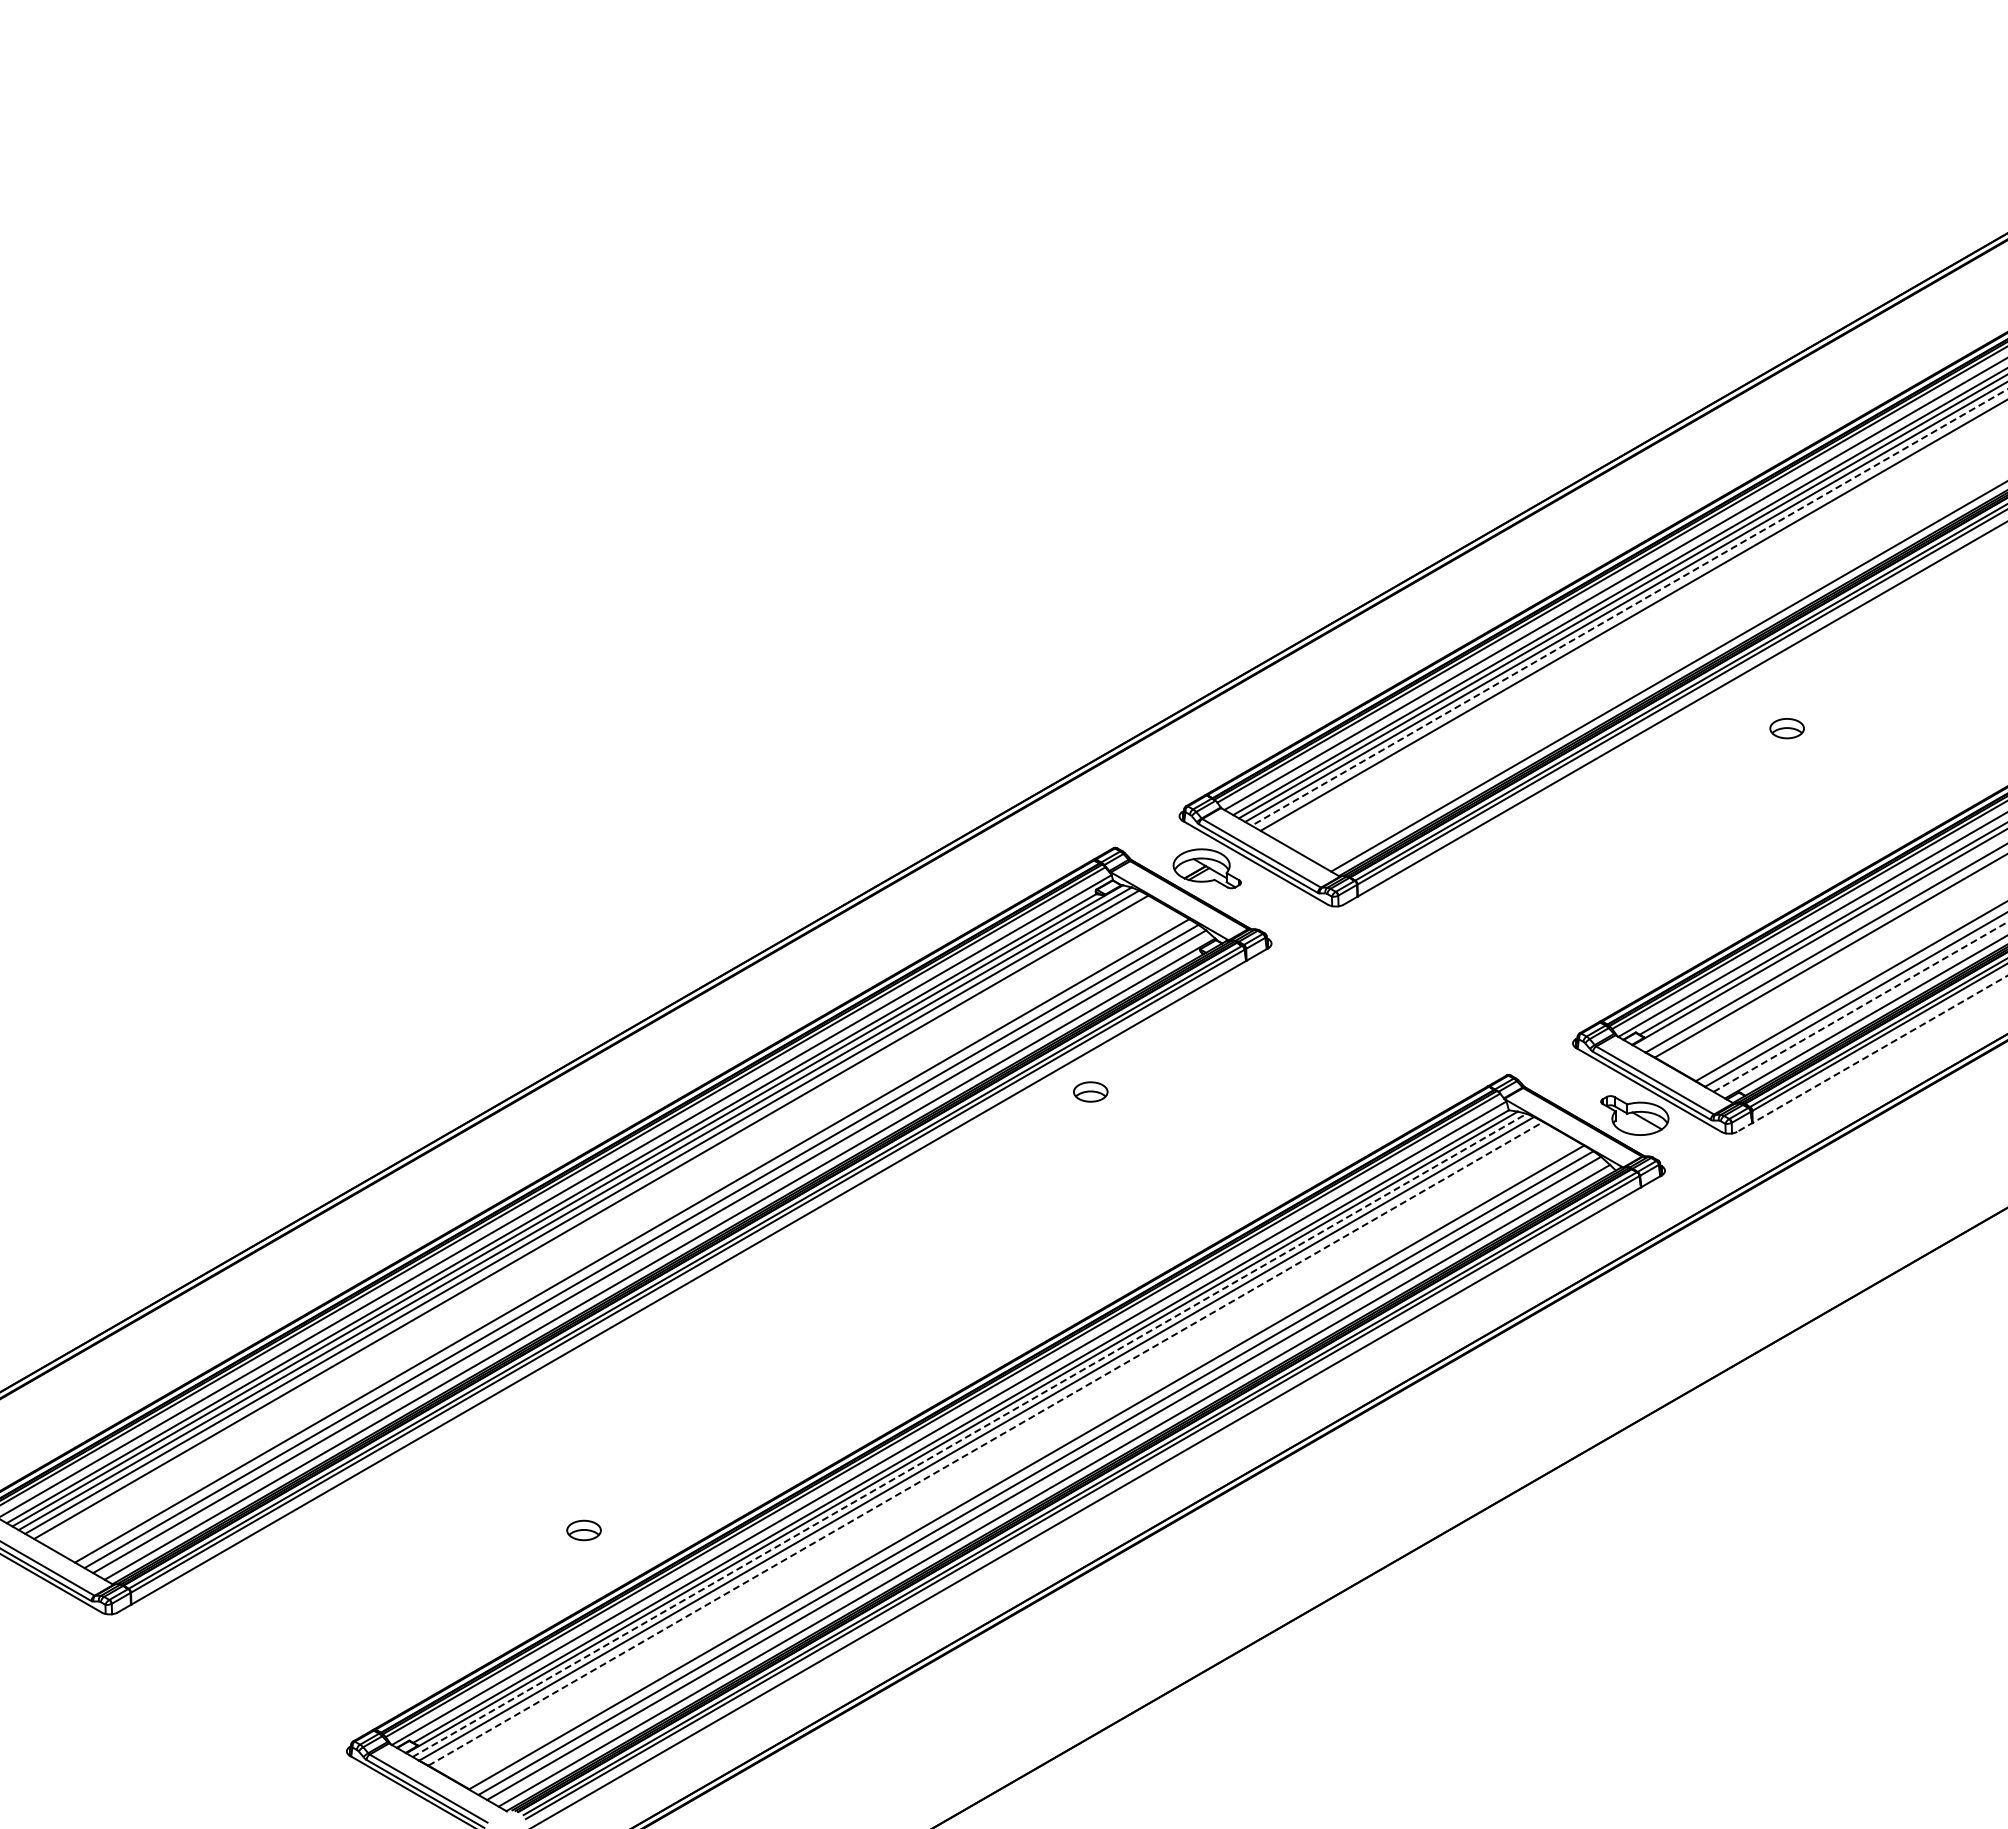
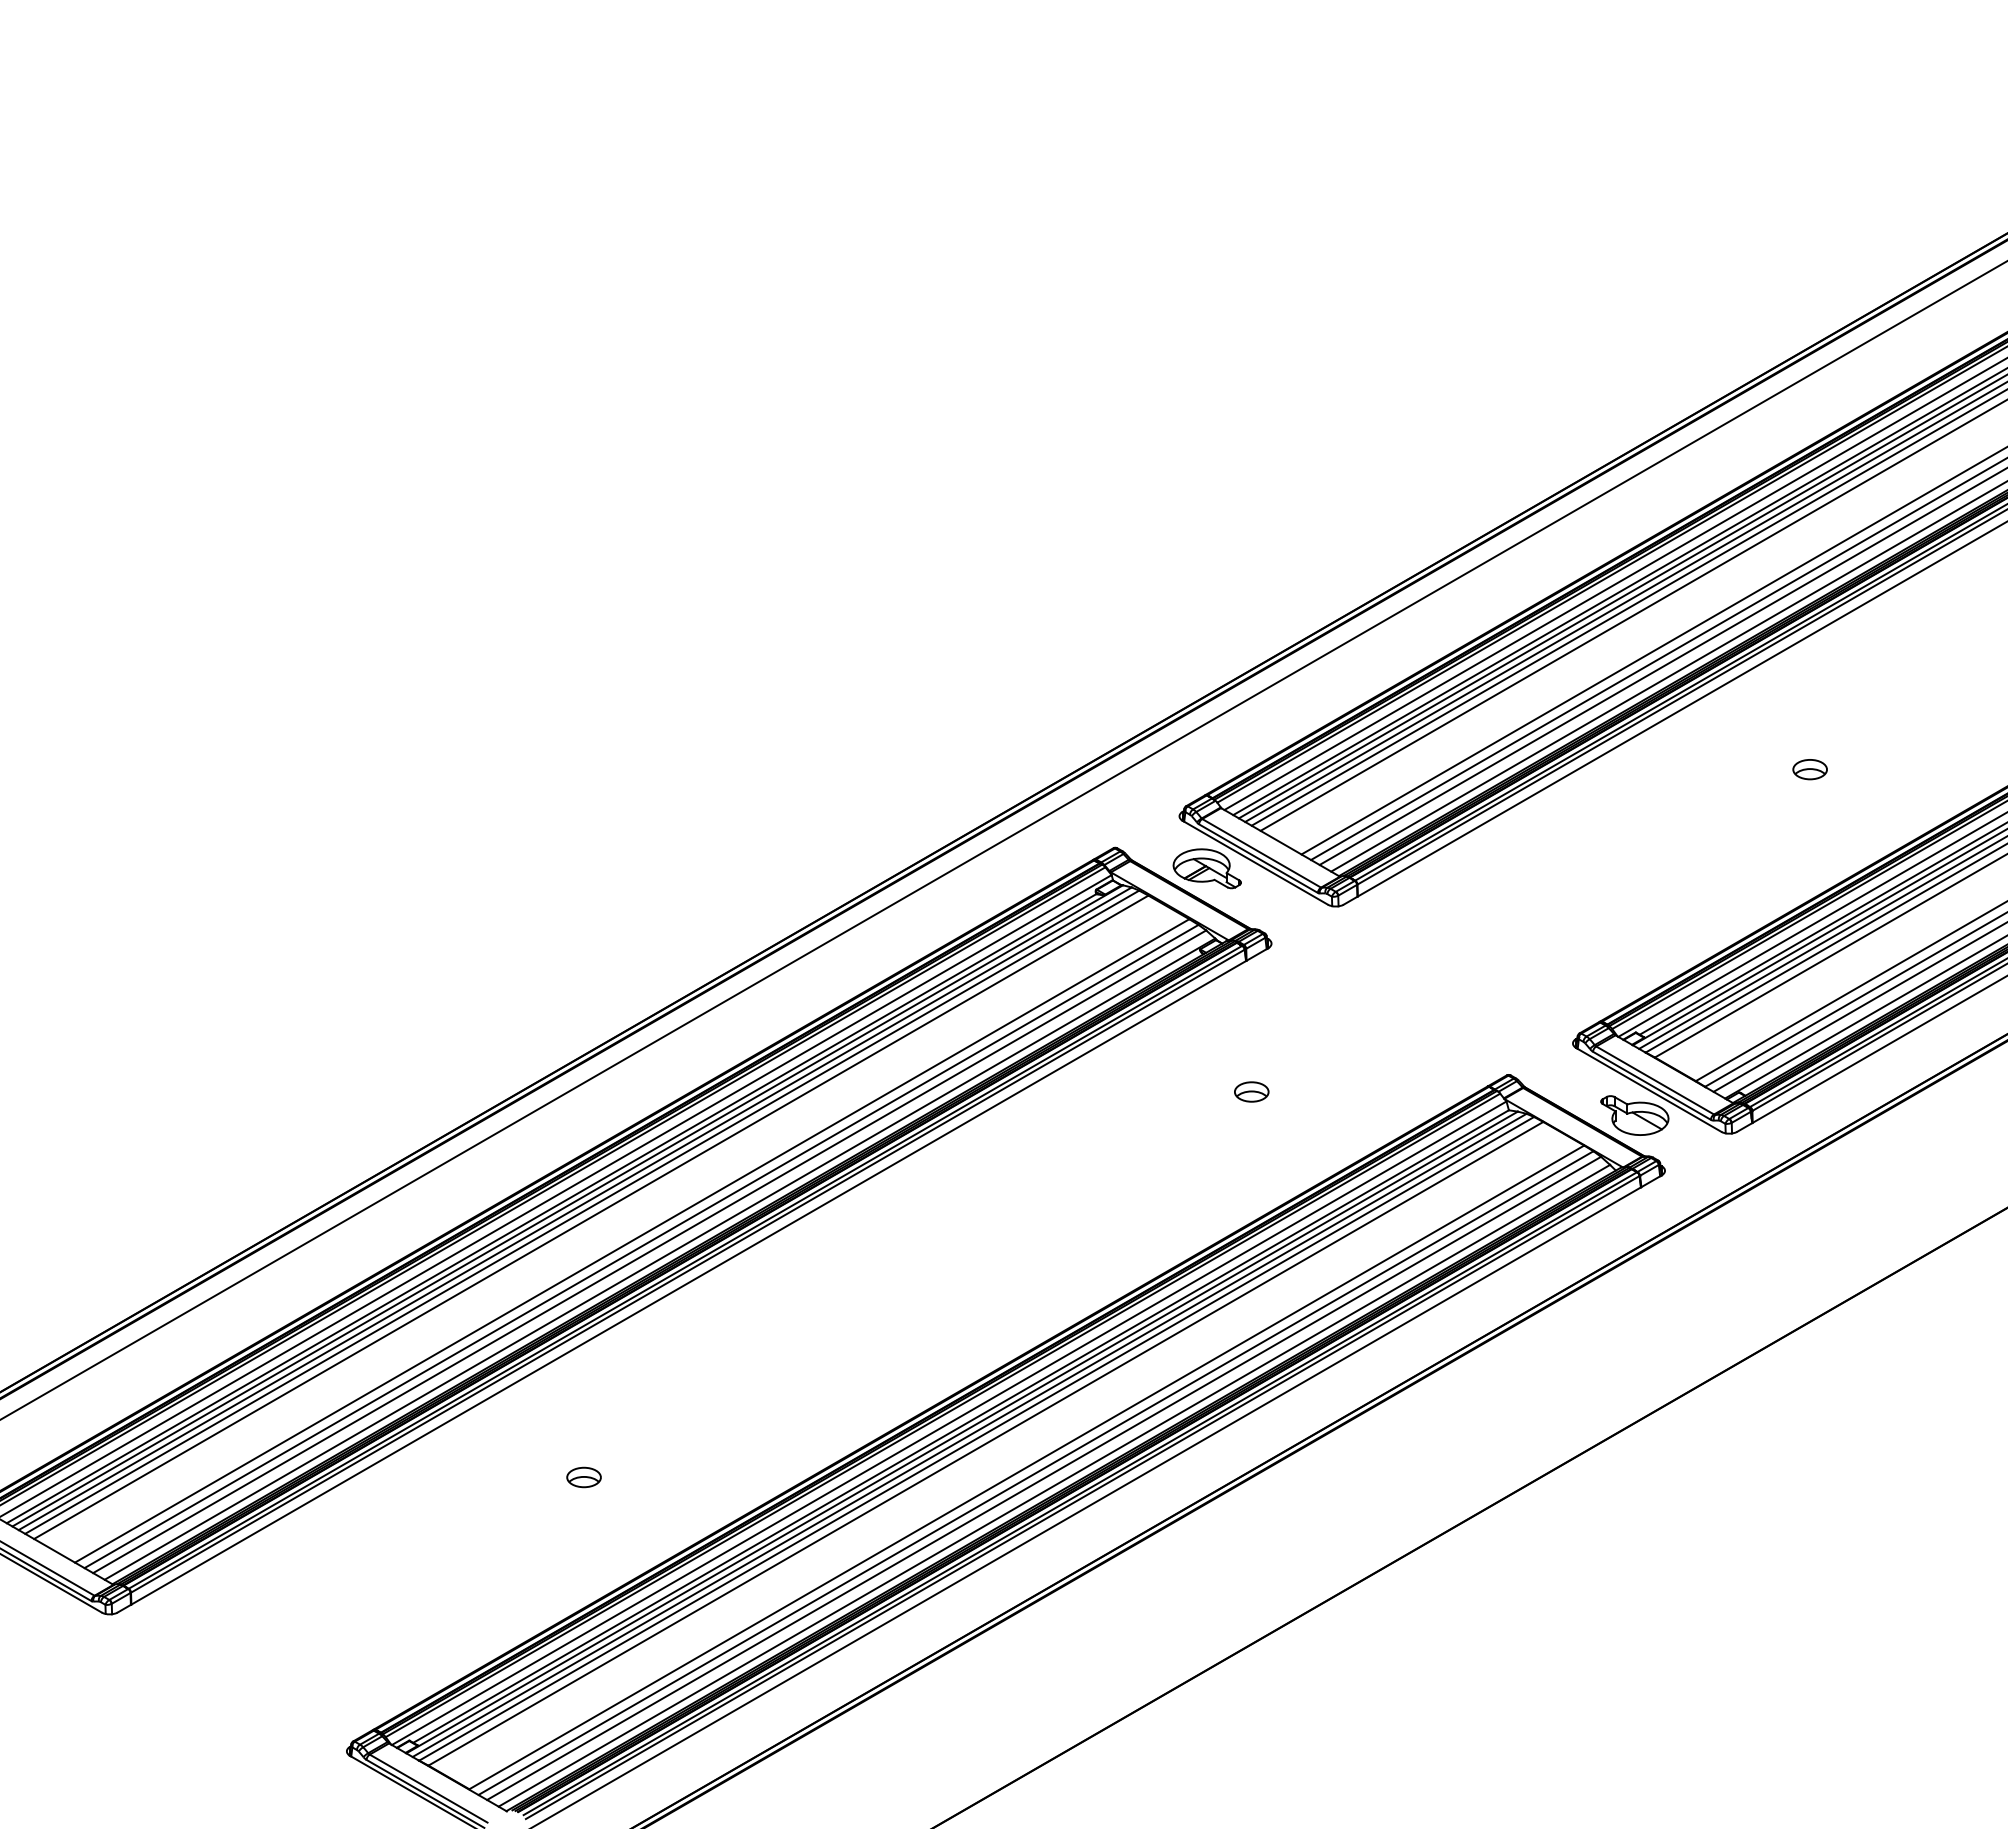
line: dashed -> solid (1629, 607)
line: none -> present (1652, 651)
line: none -> present (1657, 659)
line: none -> present (1661, 666)
part position: (1786, 728) -> (1809, 769) (1809, 769)
line: none -> present (1003, 840)
line: none -> present (1821, 942)
line: dashed -> solid (1860, 1006)
line: dashed -> solid (1872, 1053)
part position: (1090, 1091) -> (1251, 1091) (1251, 1091)
line: dashed -> solid (970, 1435)
line: dashed -> solid (985, 1443)
part position: (583, 1530) -> (583, 1477) (583, 1477)
